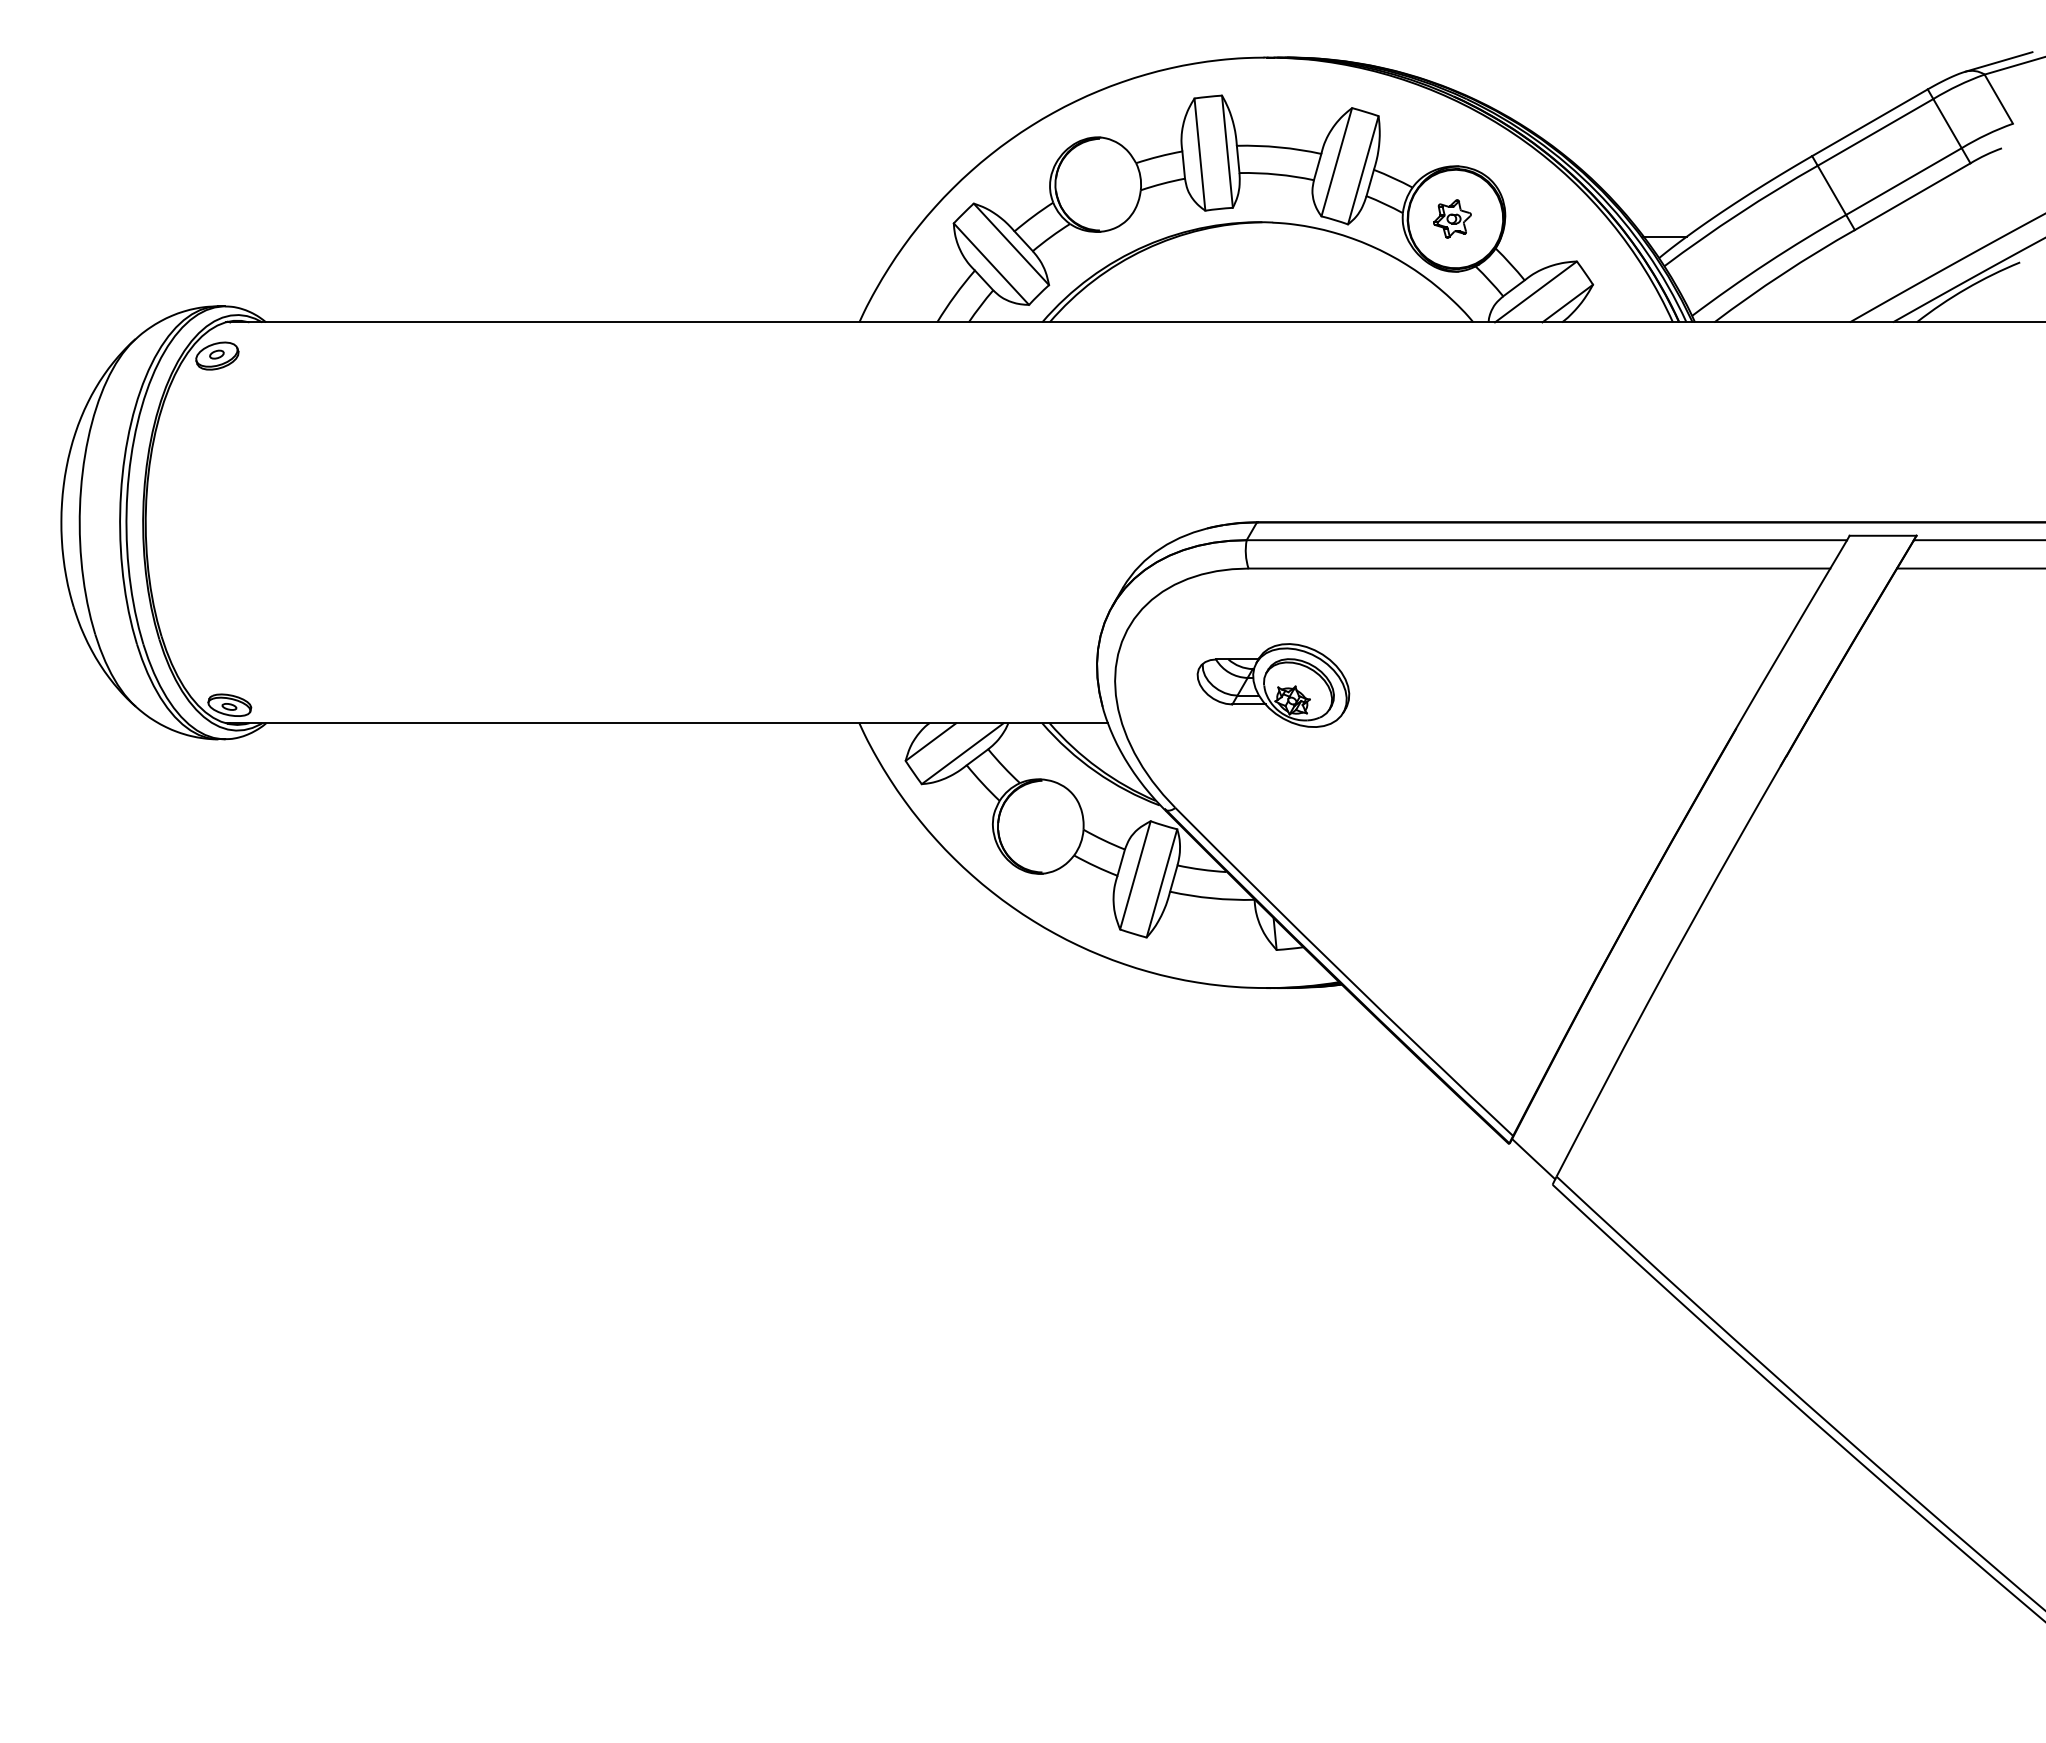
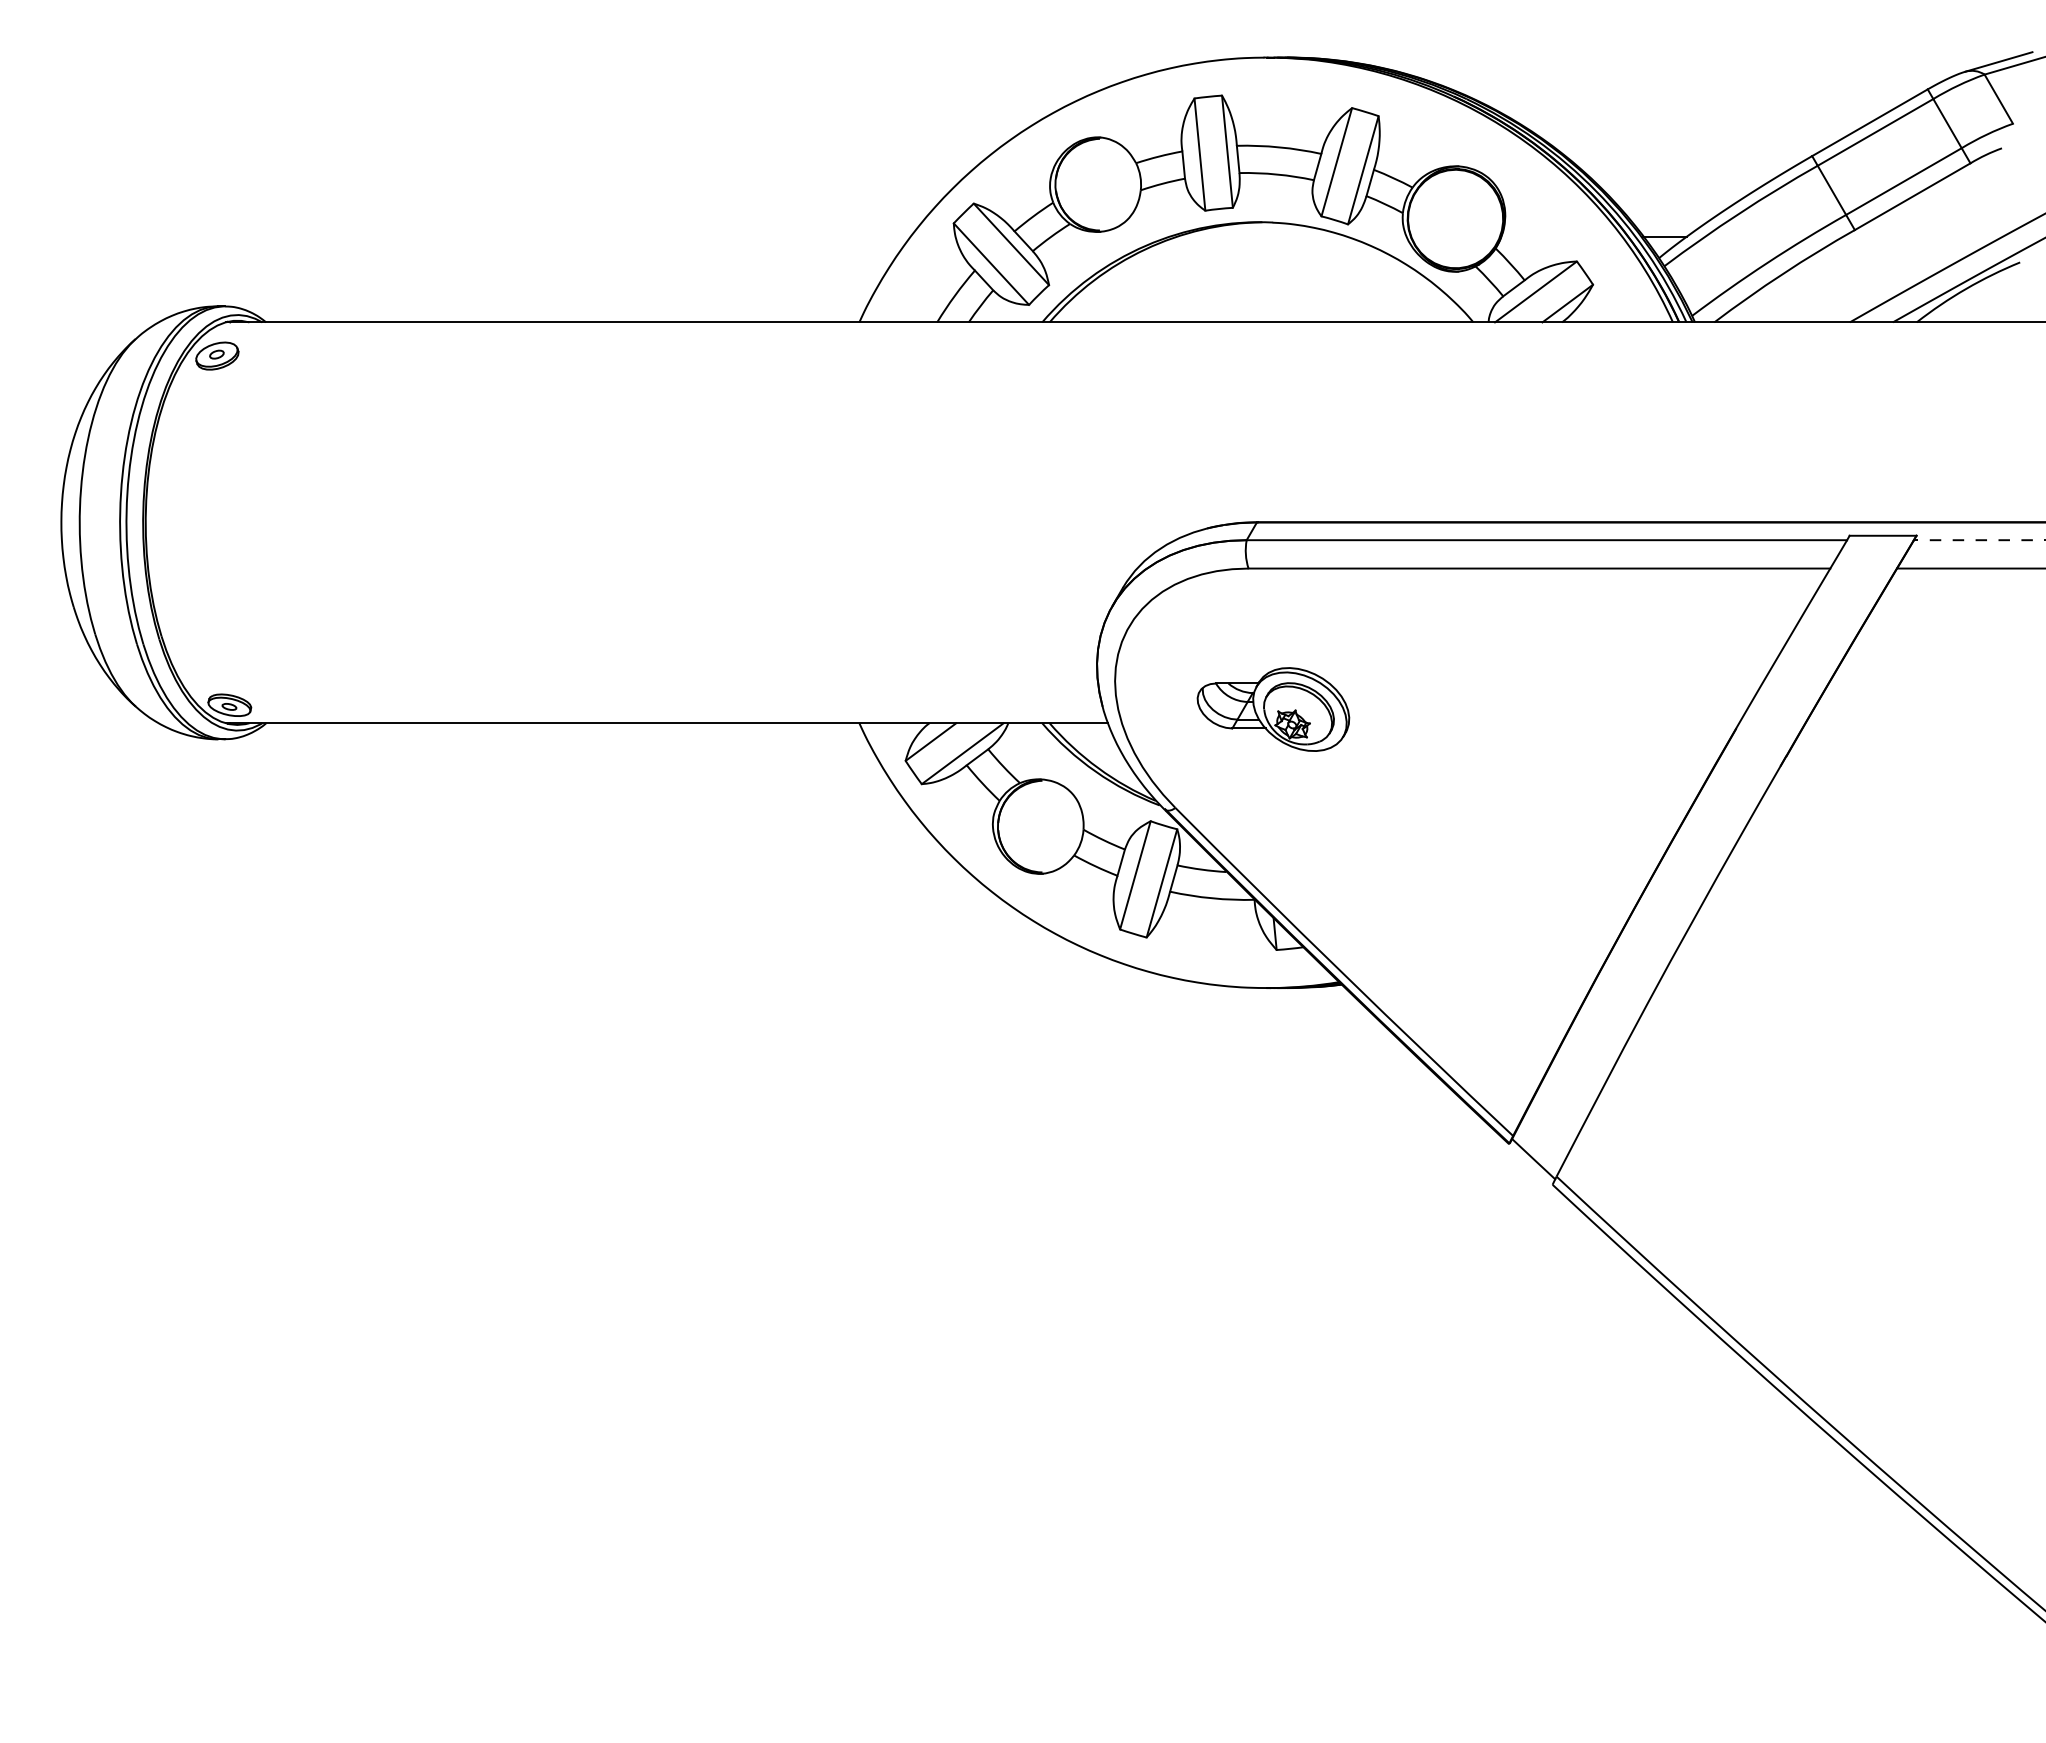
part: present -> none (1452, 218)
line: solid -> dashed (1979, 540)
part position: (1273, 685) -> (1273, 709) (1273, 709)
